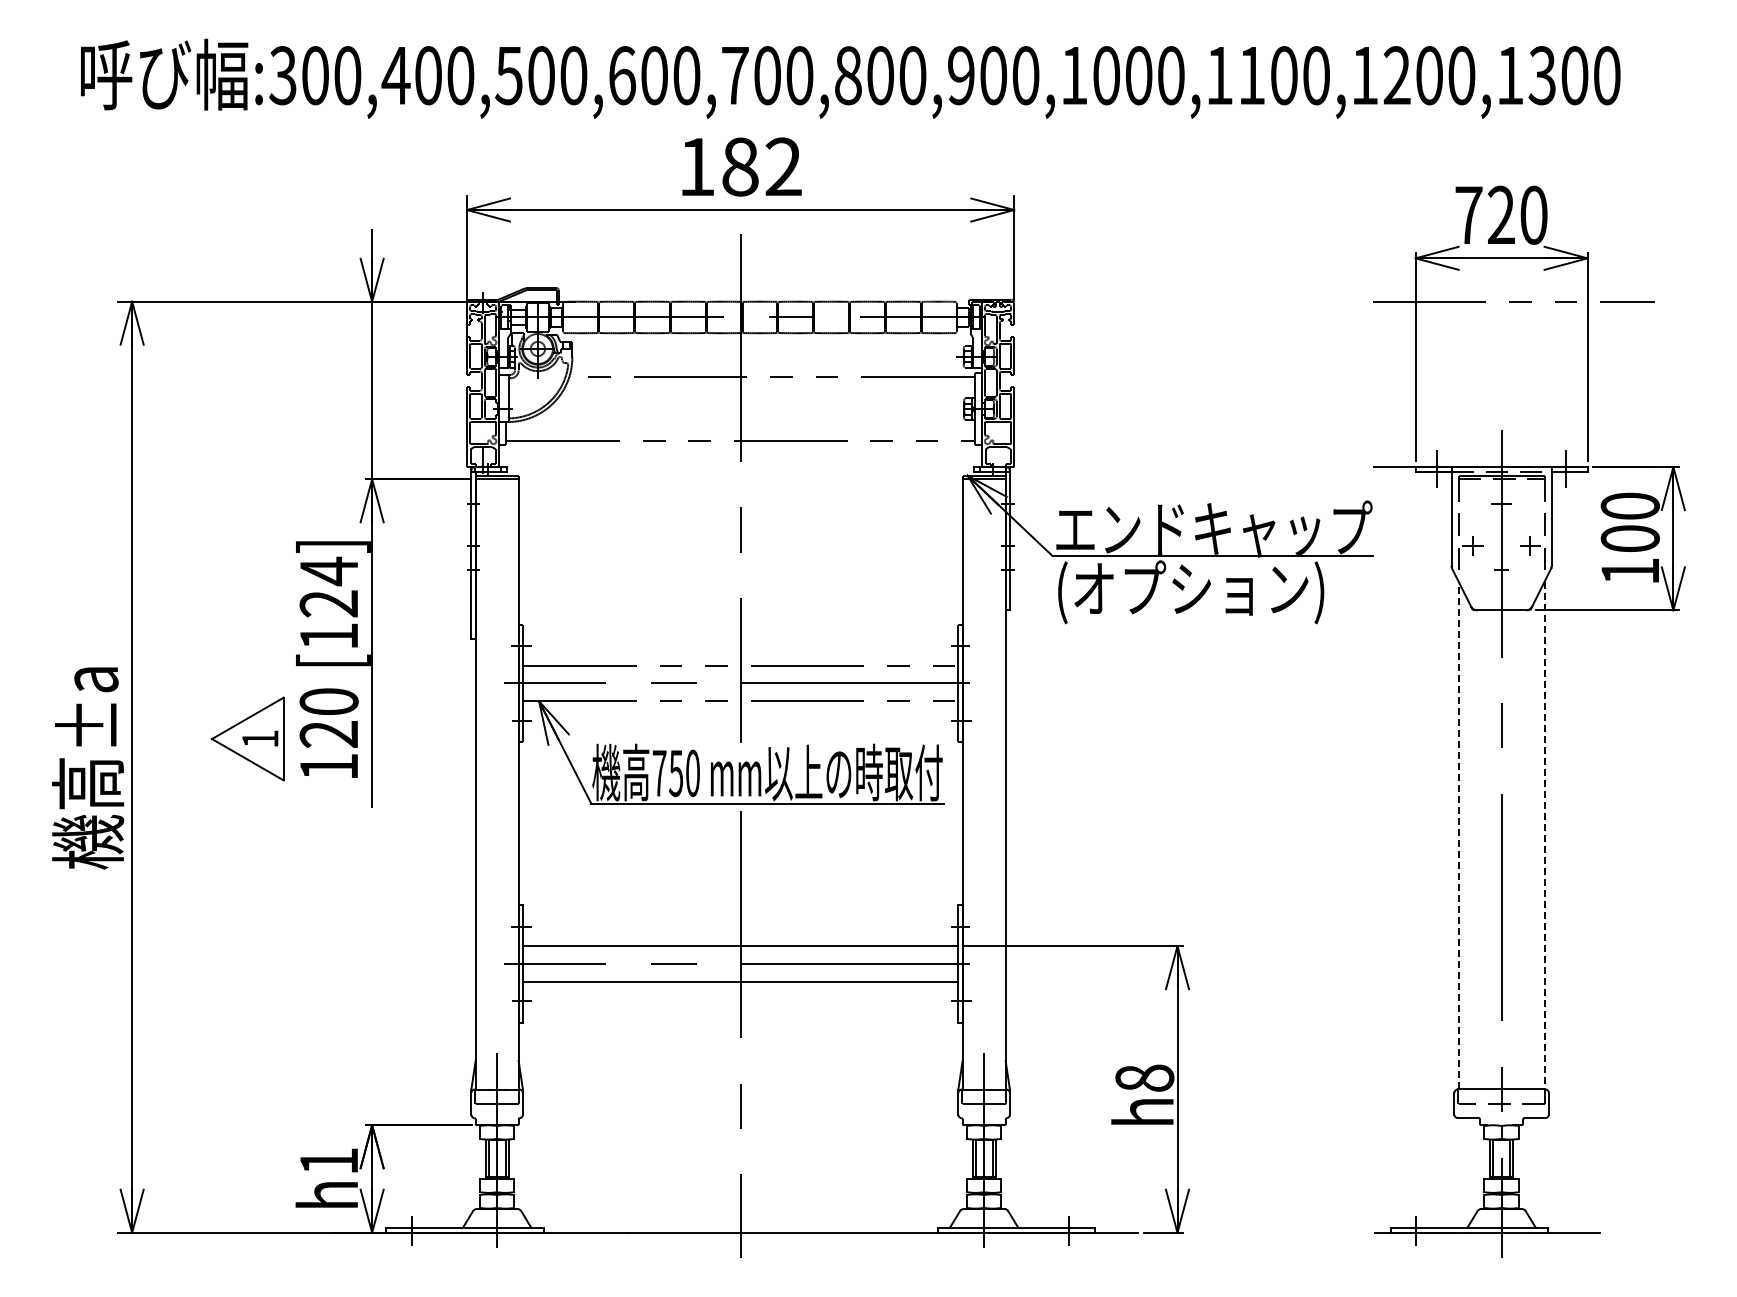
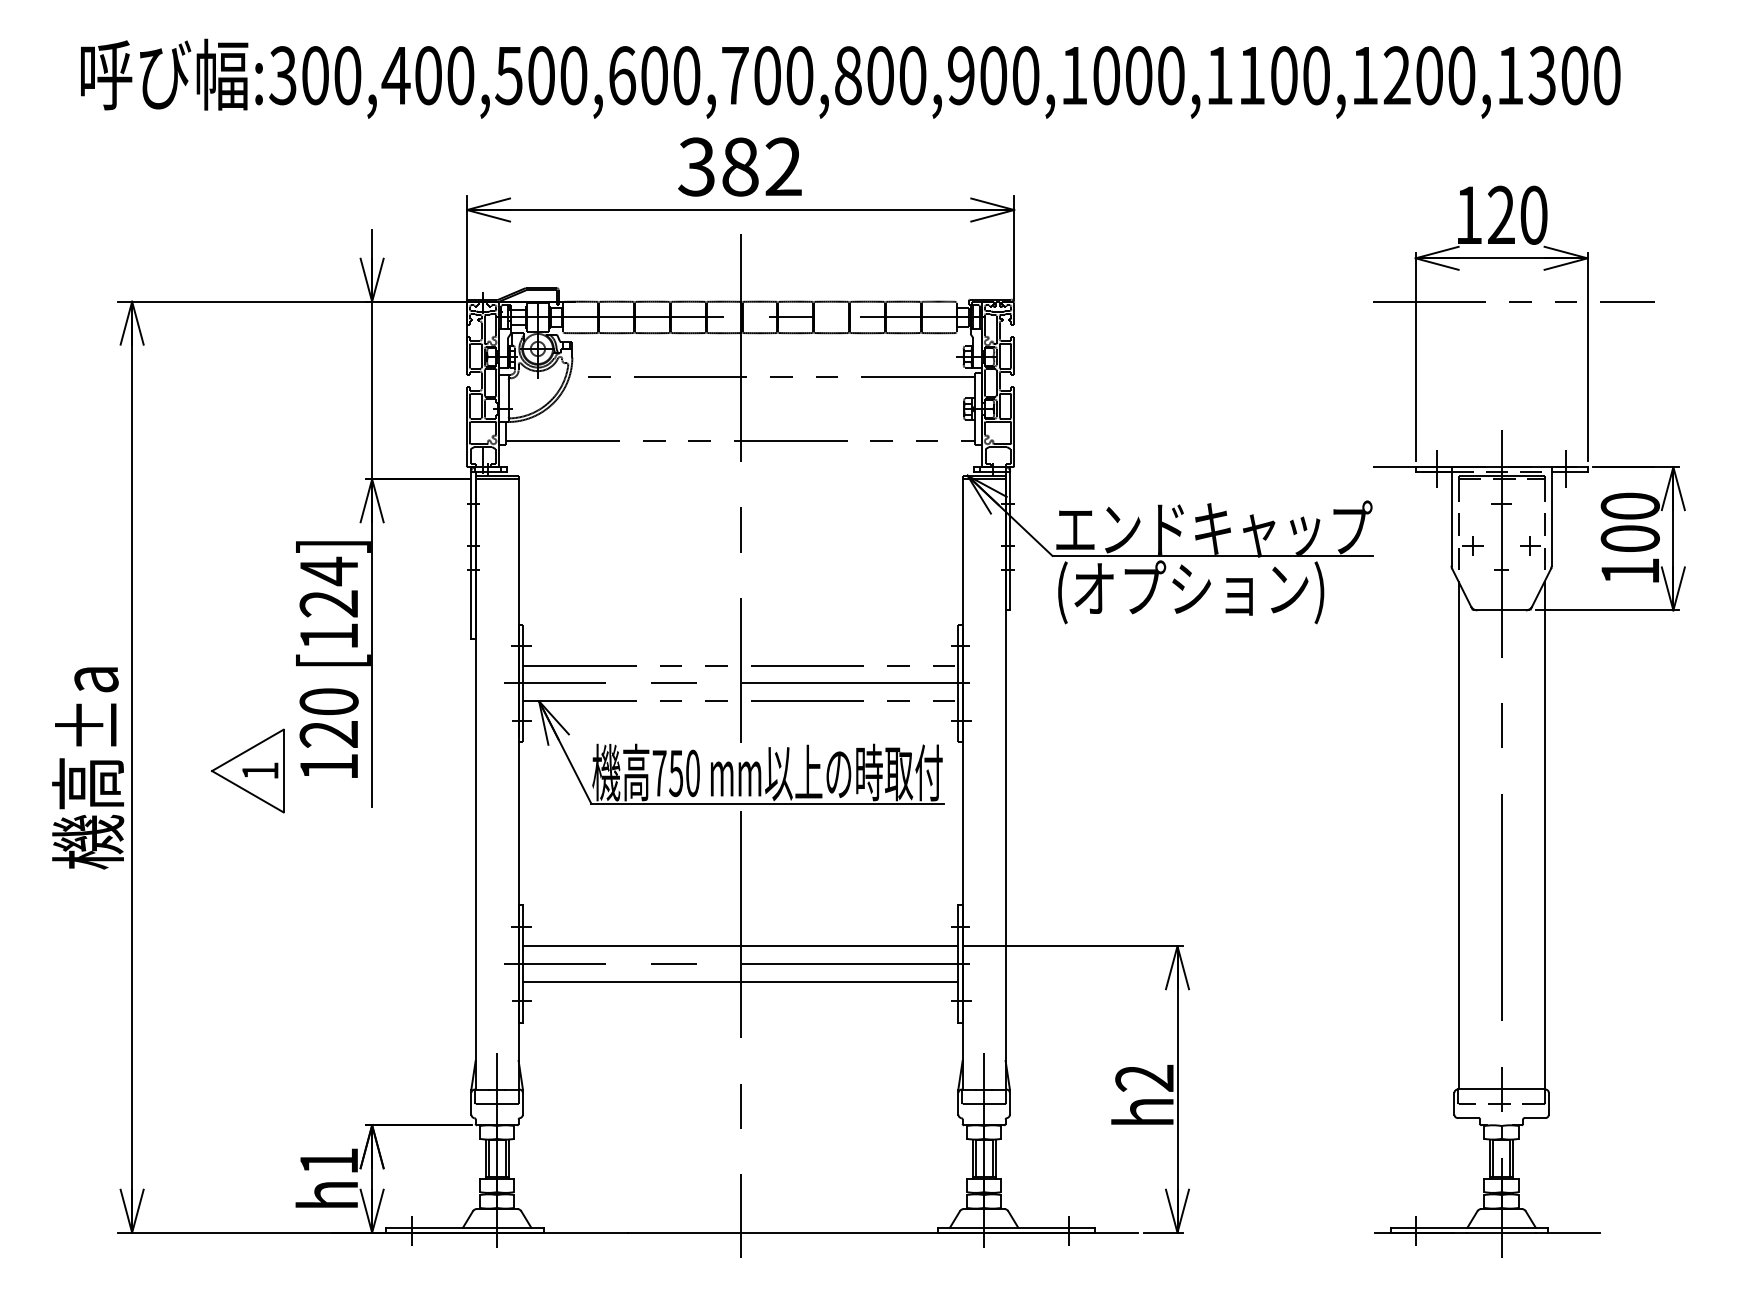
text: 182 -> 382 (696, 166)
text: 720 -> 120 (1468, 214)
part position: (247, 738) -> (247, 770) (247, 770)
line: dashed -> solid (1458, 835)
line: dashed -> solid (1544, 835)
text: h8 -> h2 (1144, 1077)
